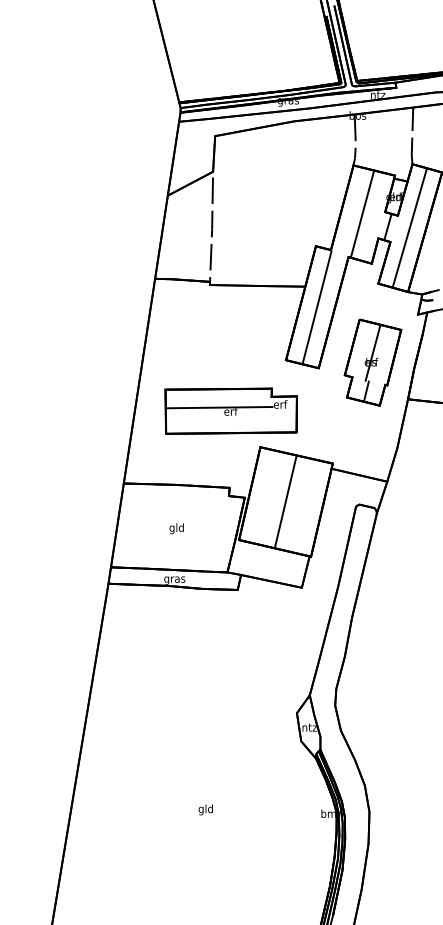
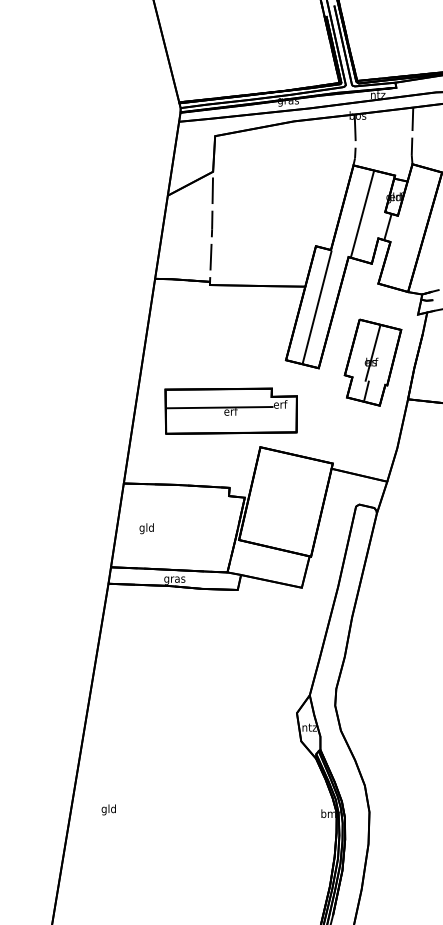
line: present -> none (409, 227)
line: present -> none (285, 501)
text position: (176, 528) -> (146, 528) (146, 528)
text position: (205, 809) -> (108, 809) (108, 809)
